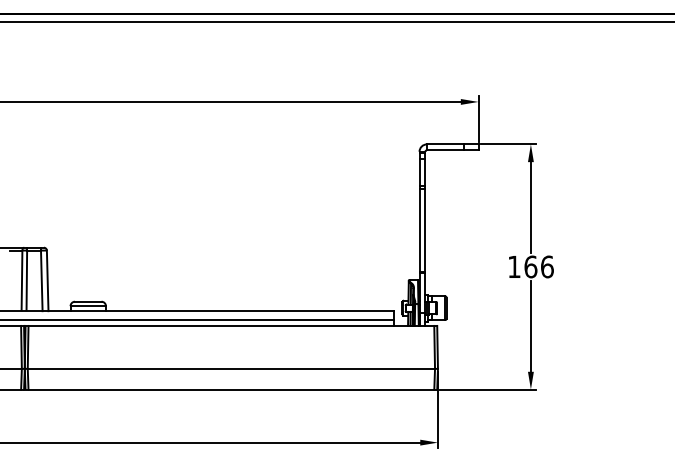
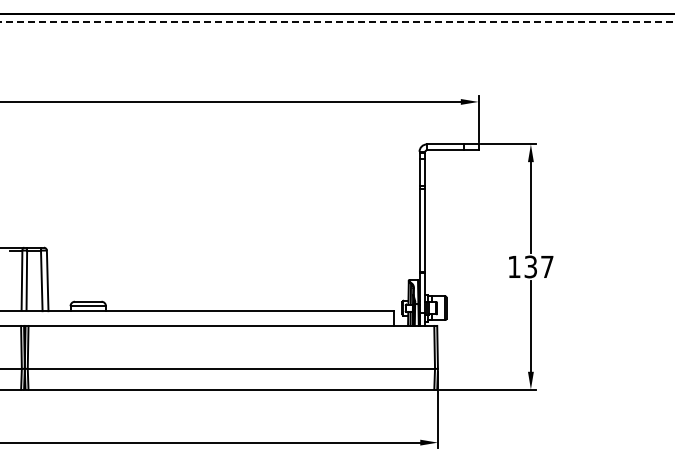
line: solid -> dashed (337, 22)
text: 166 -> 137 (538, 266)
line: present -> none (197, 320)
